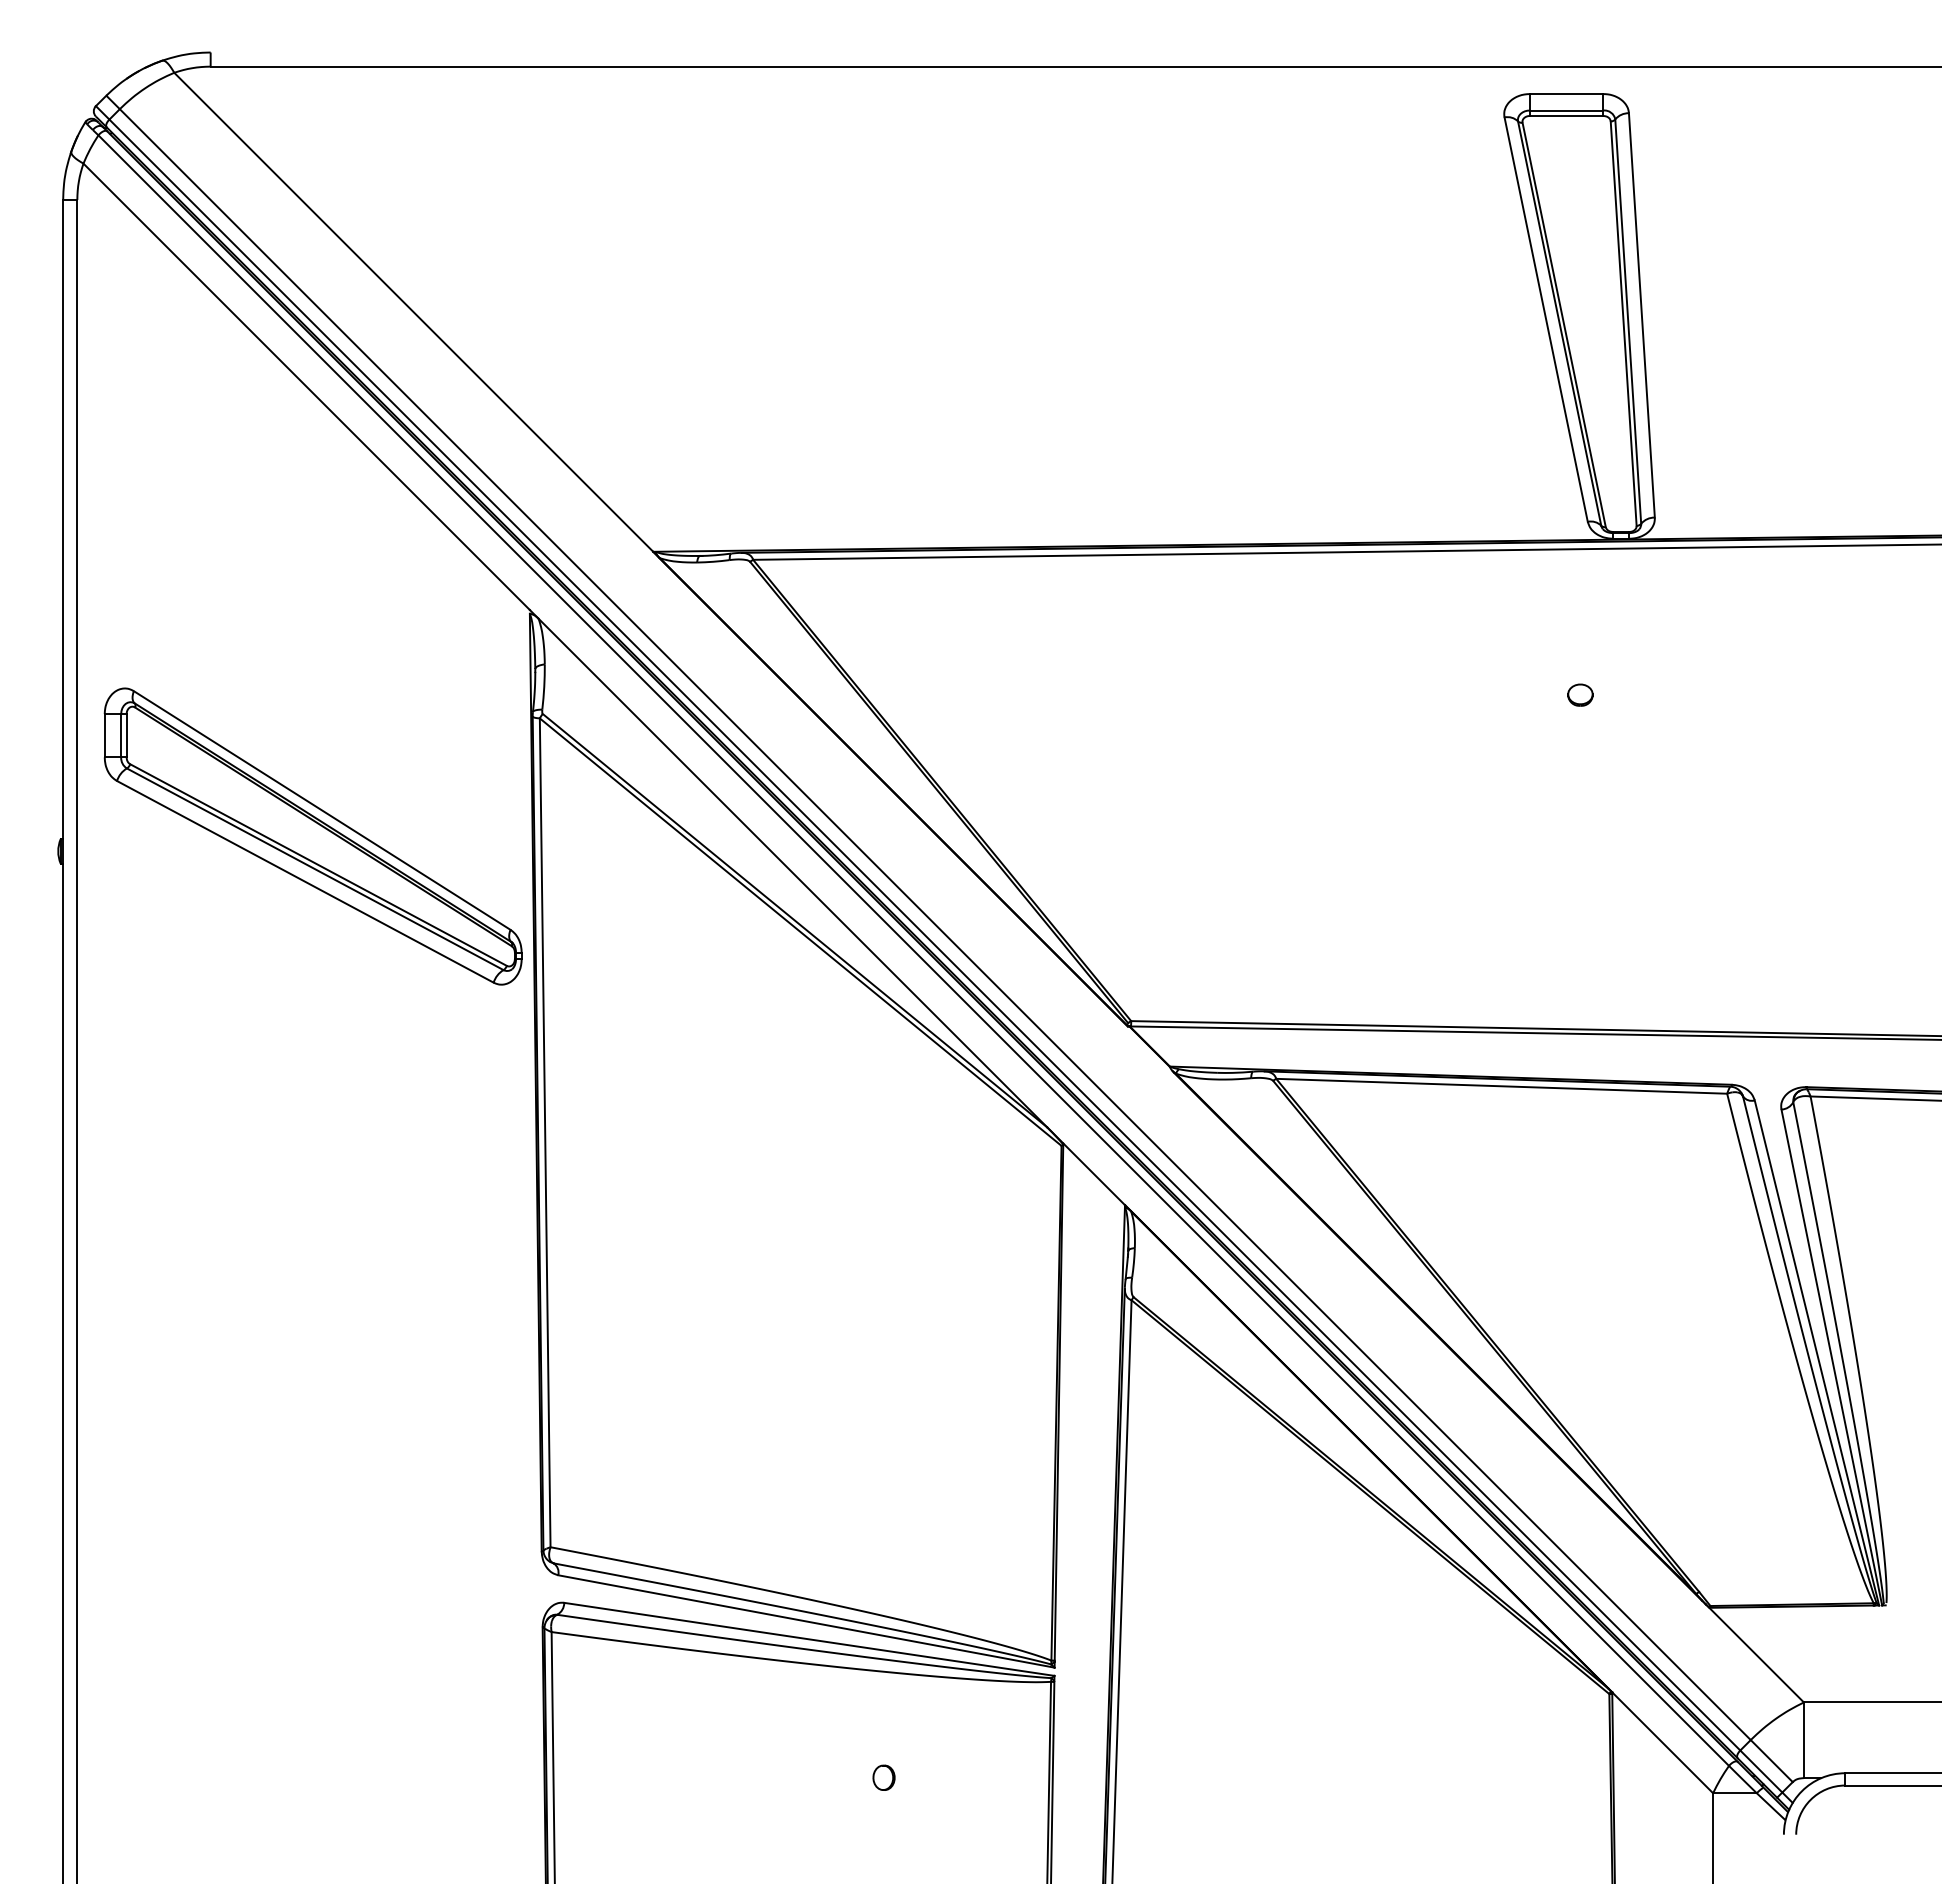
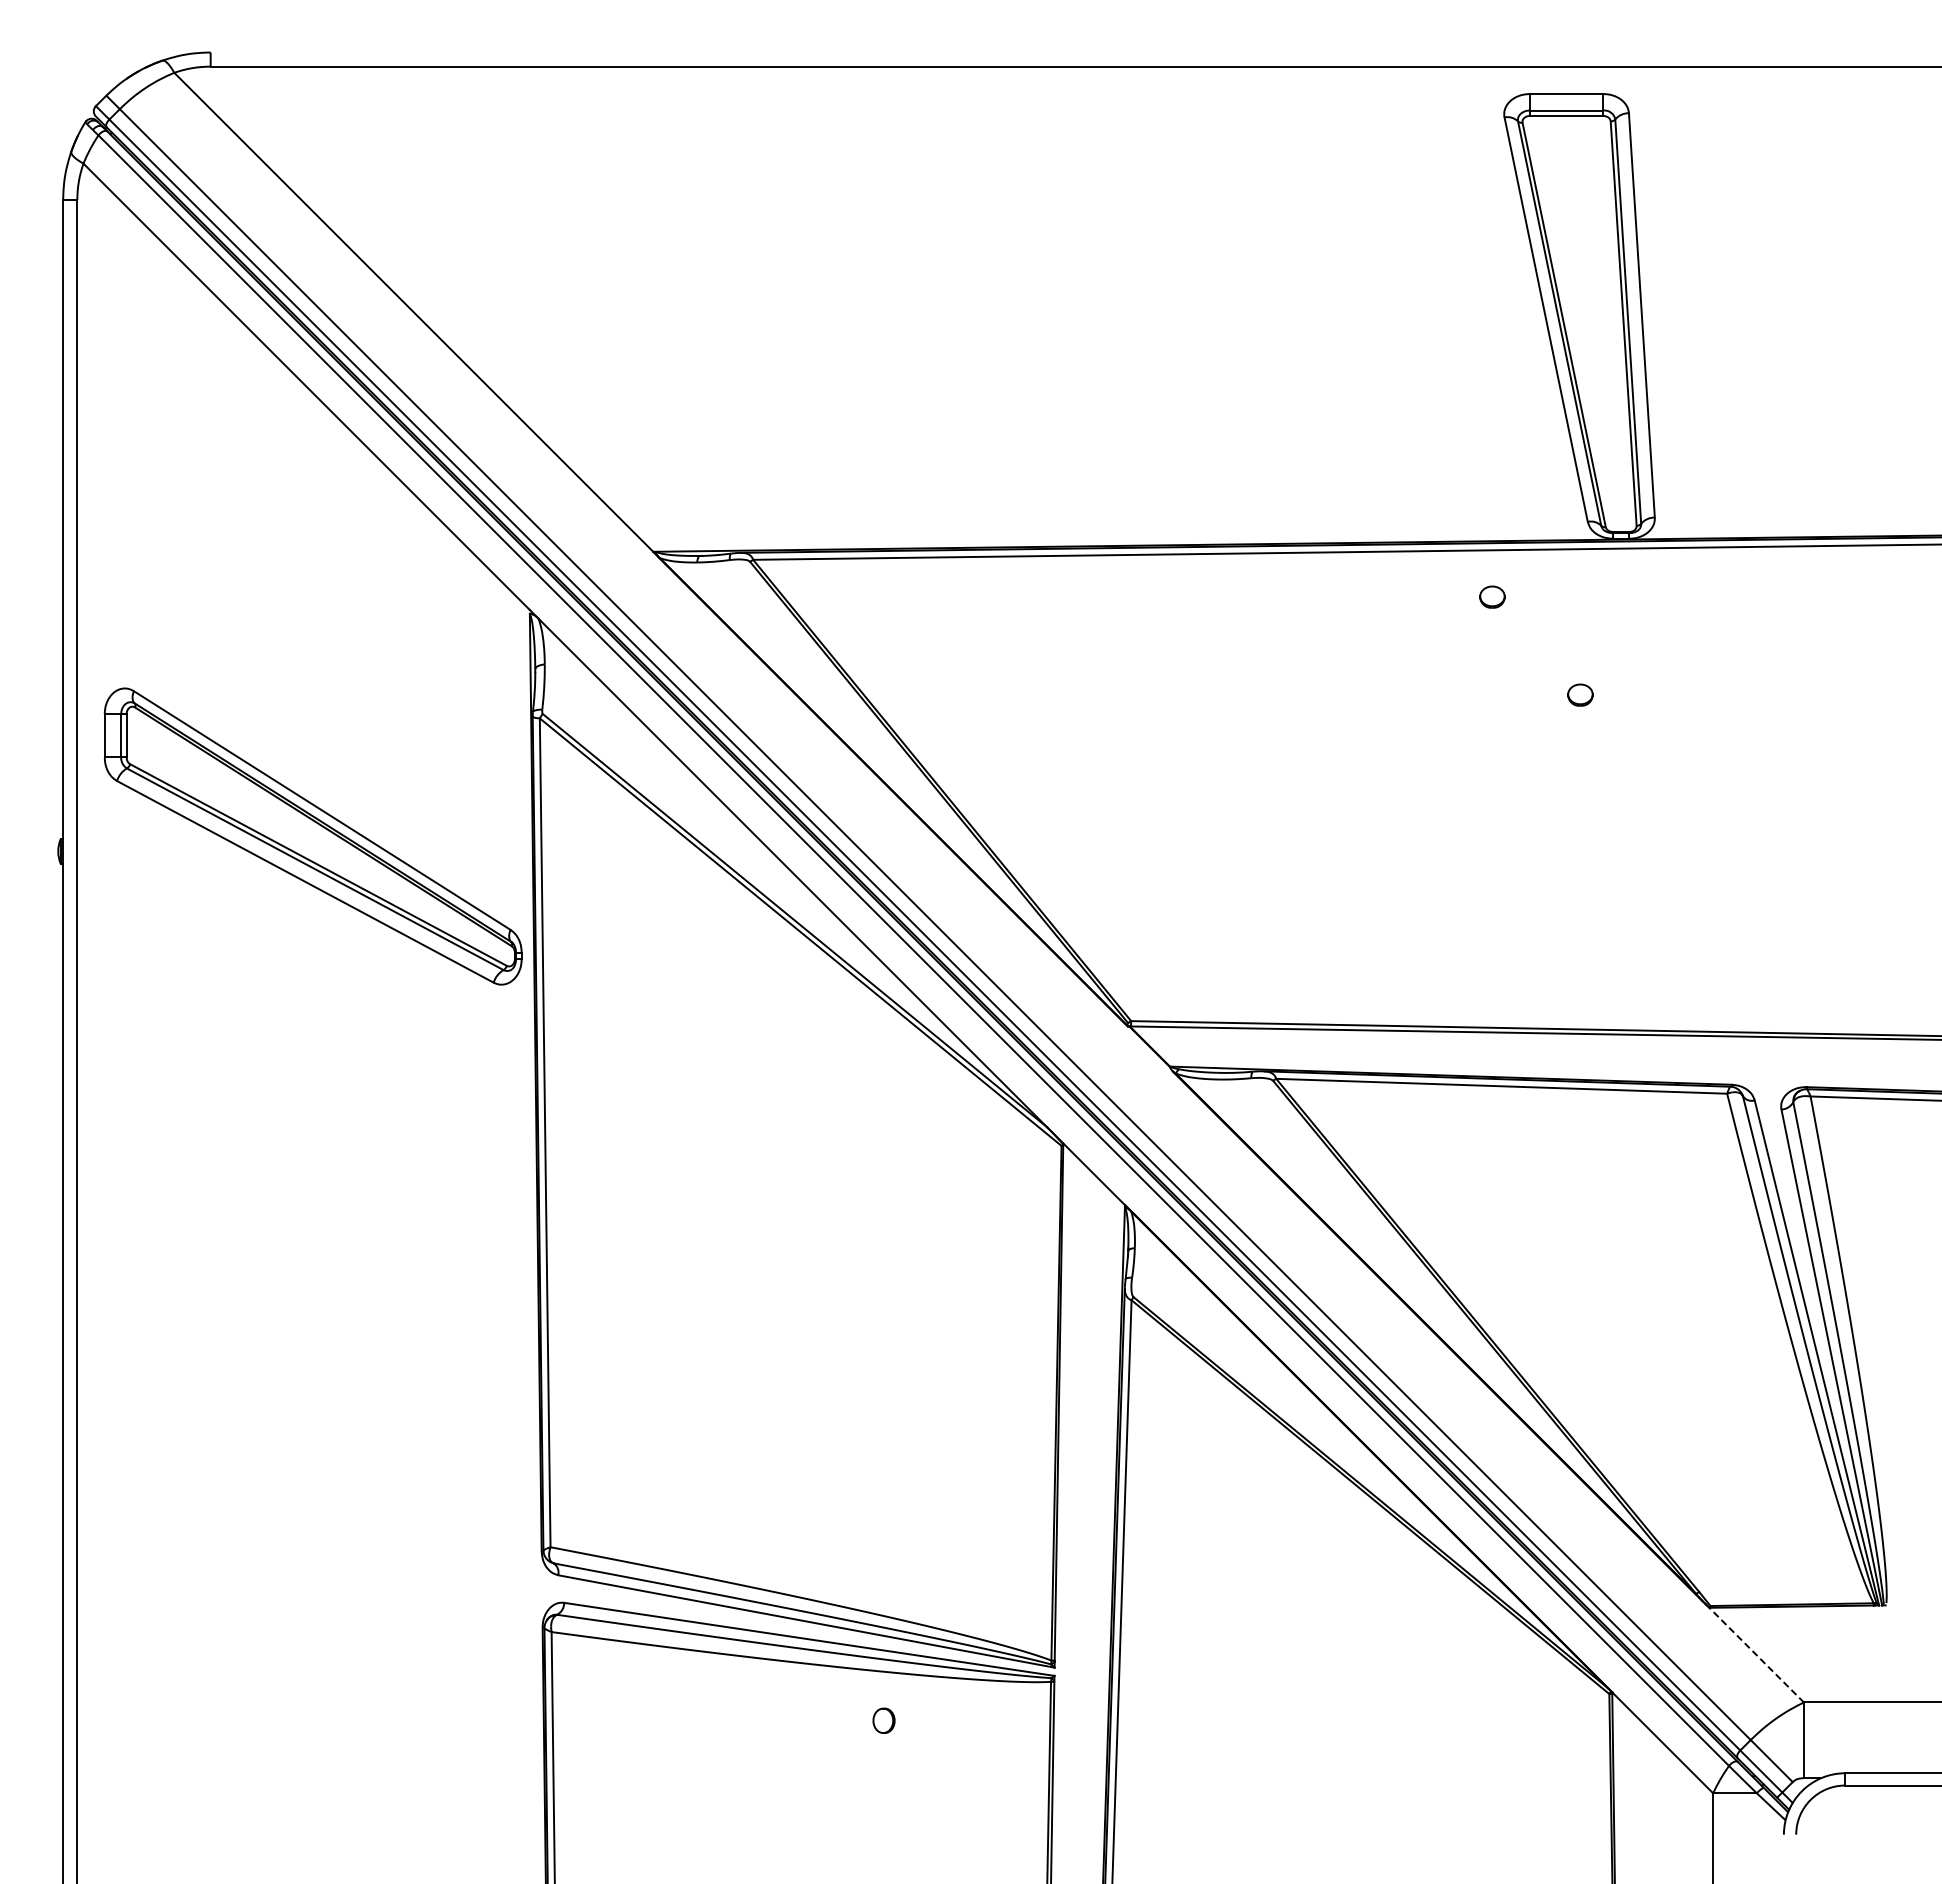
part: none -> present (1492, 596)
line: solid -> dashed (1755, 1653)
part position: (883, 1777) -> (883, 1720) (883, 1720)
